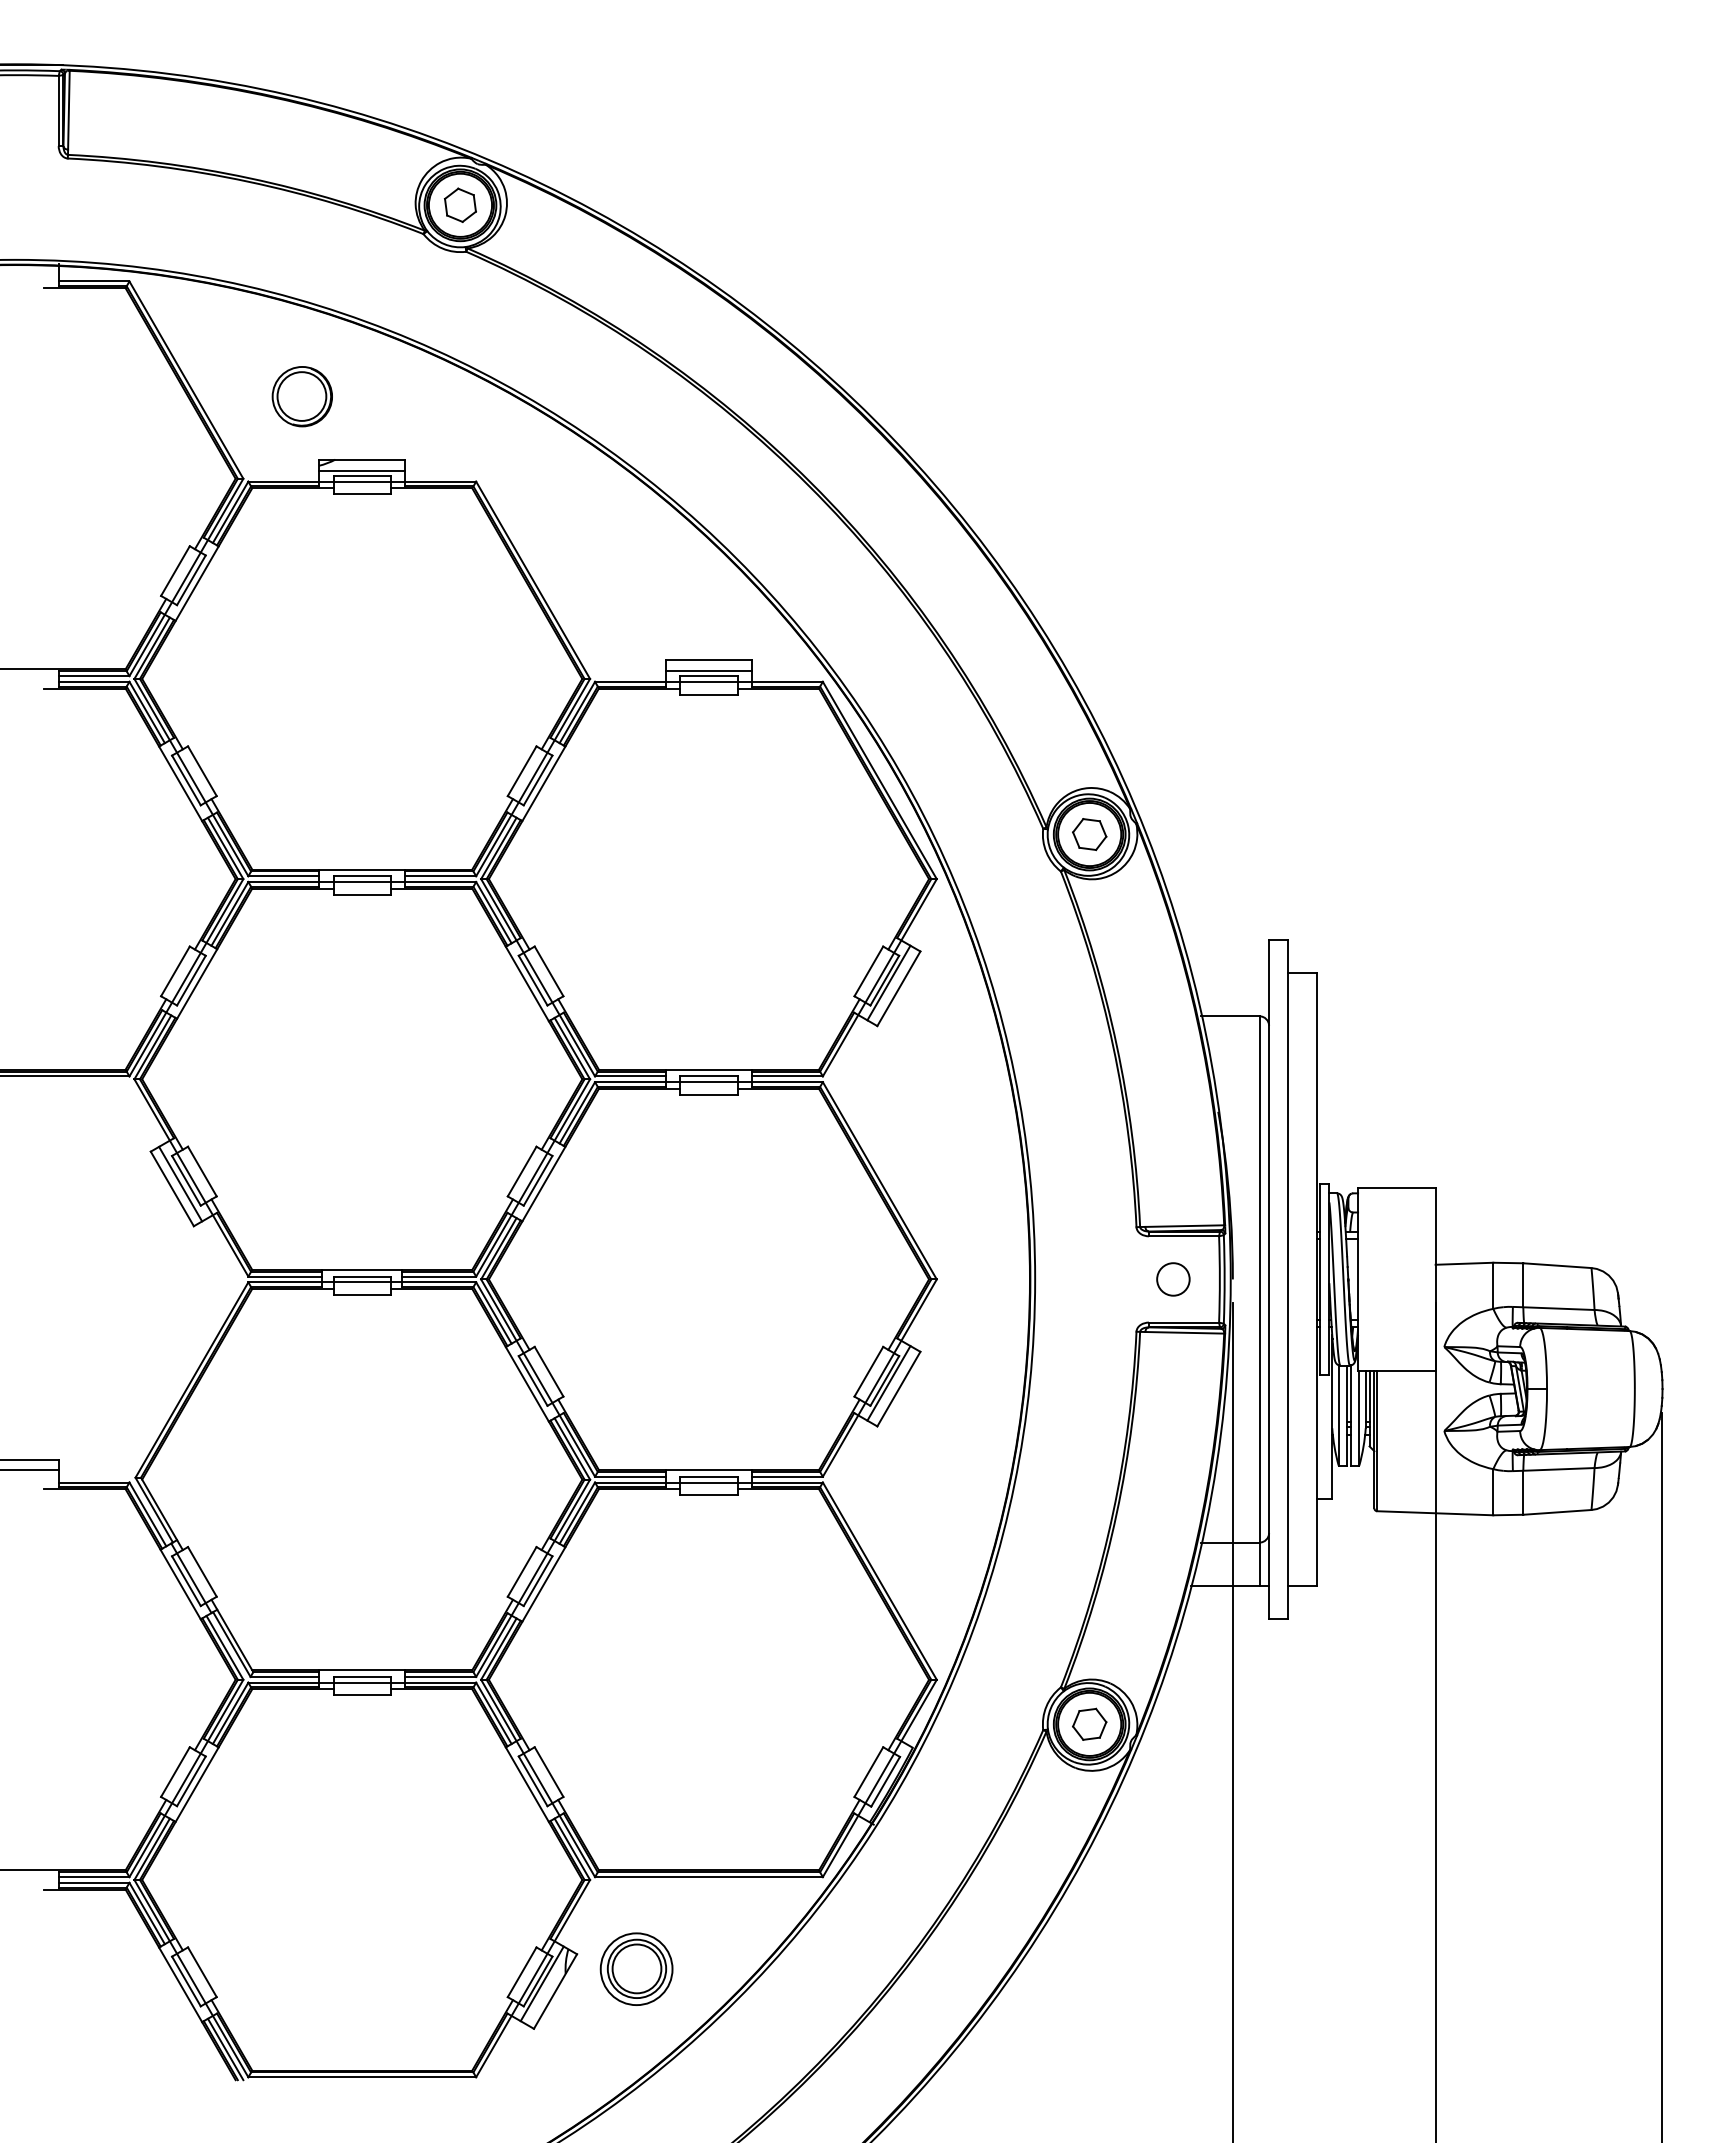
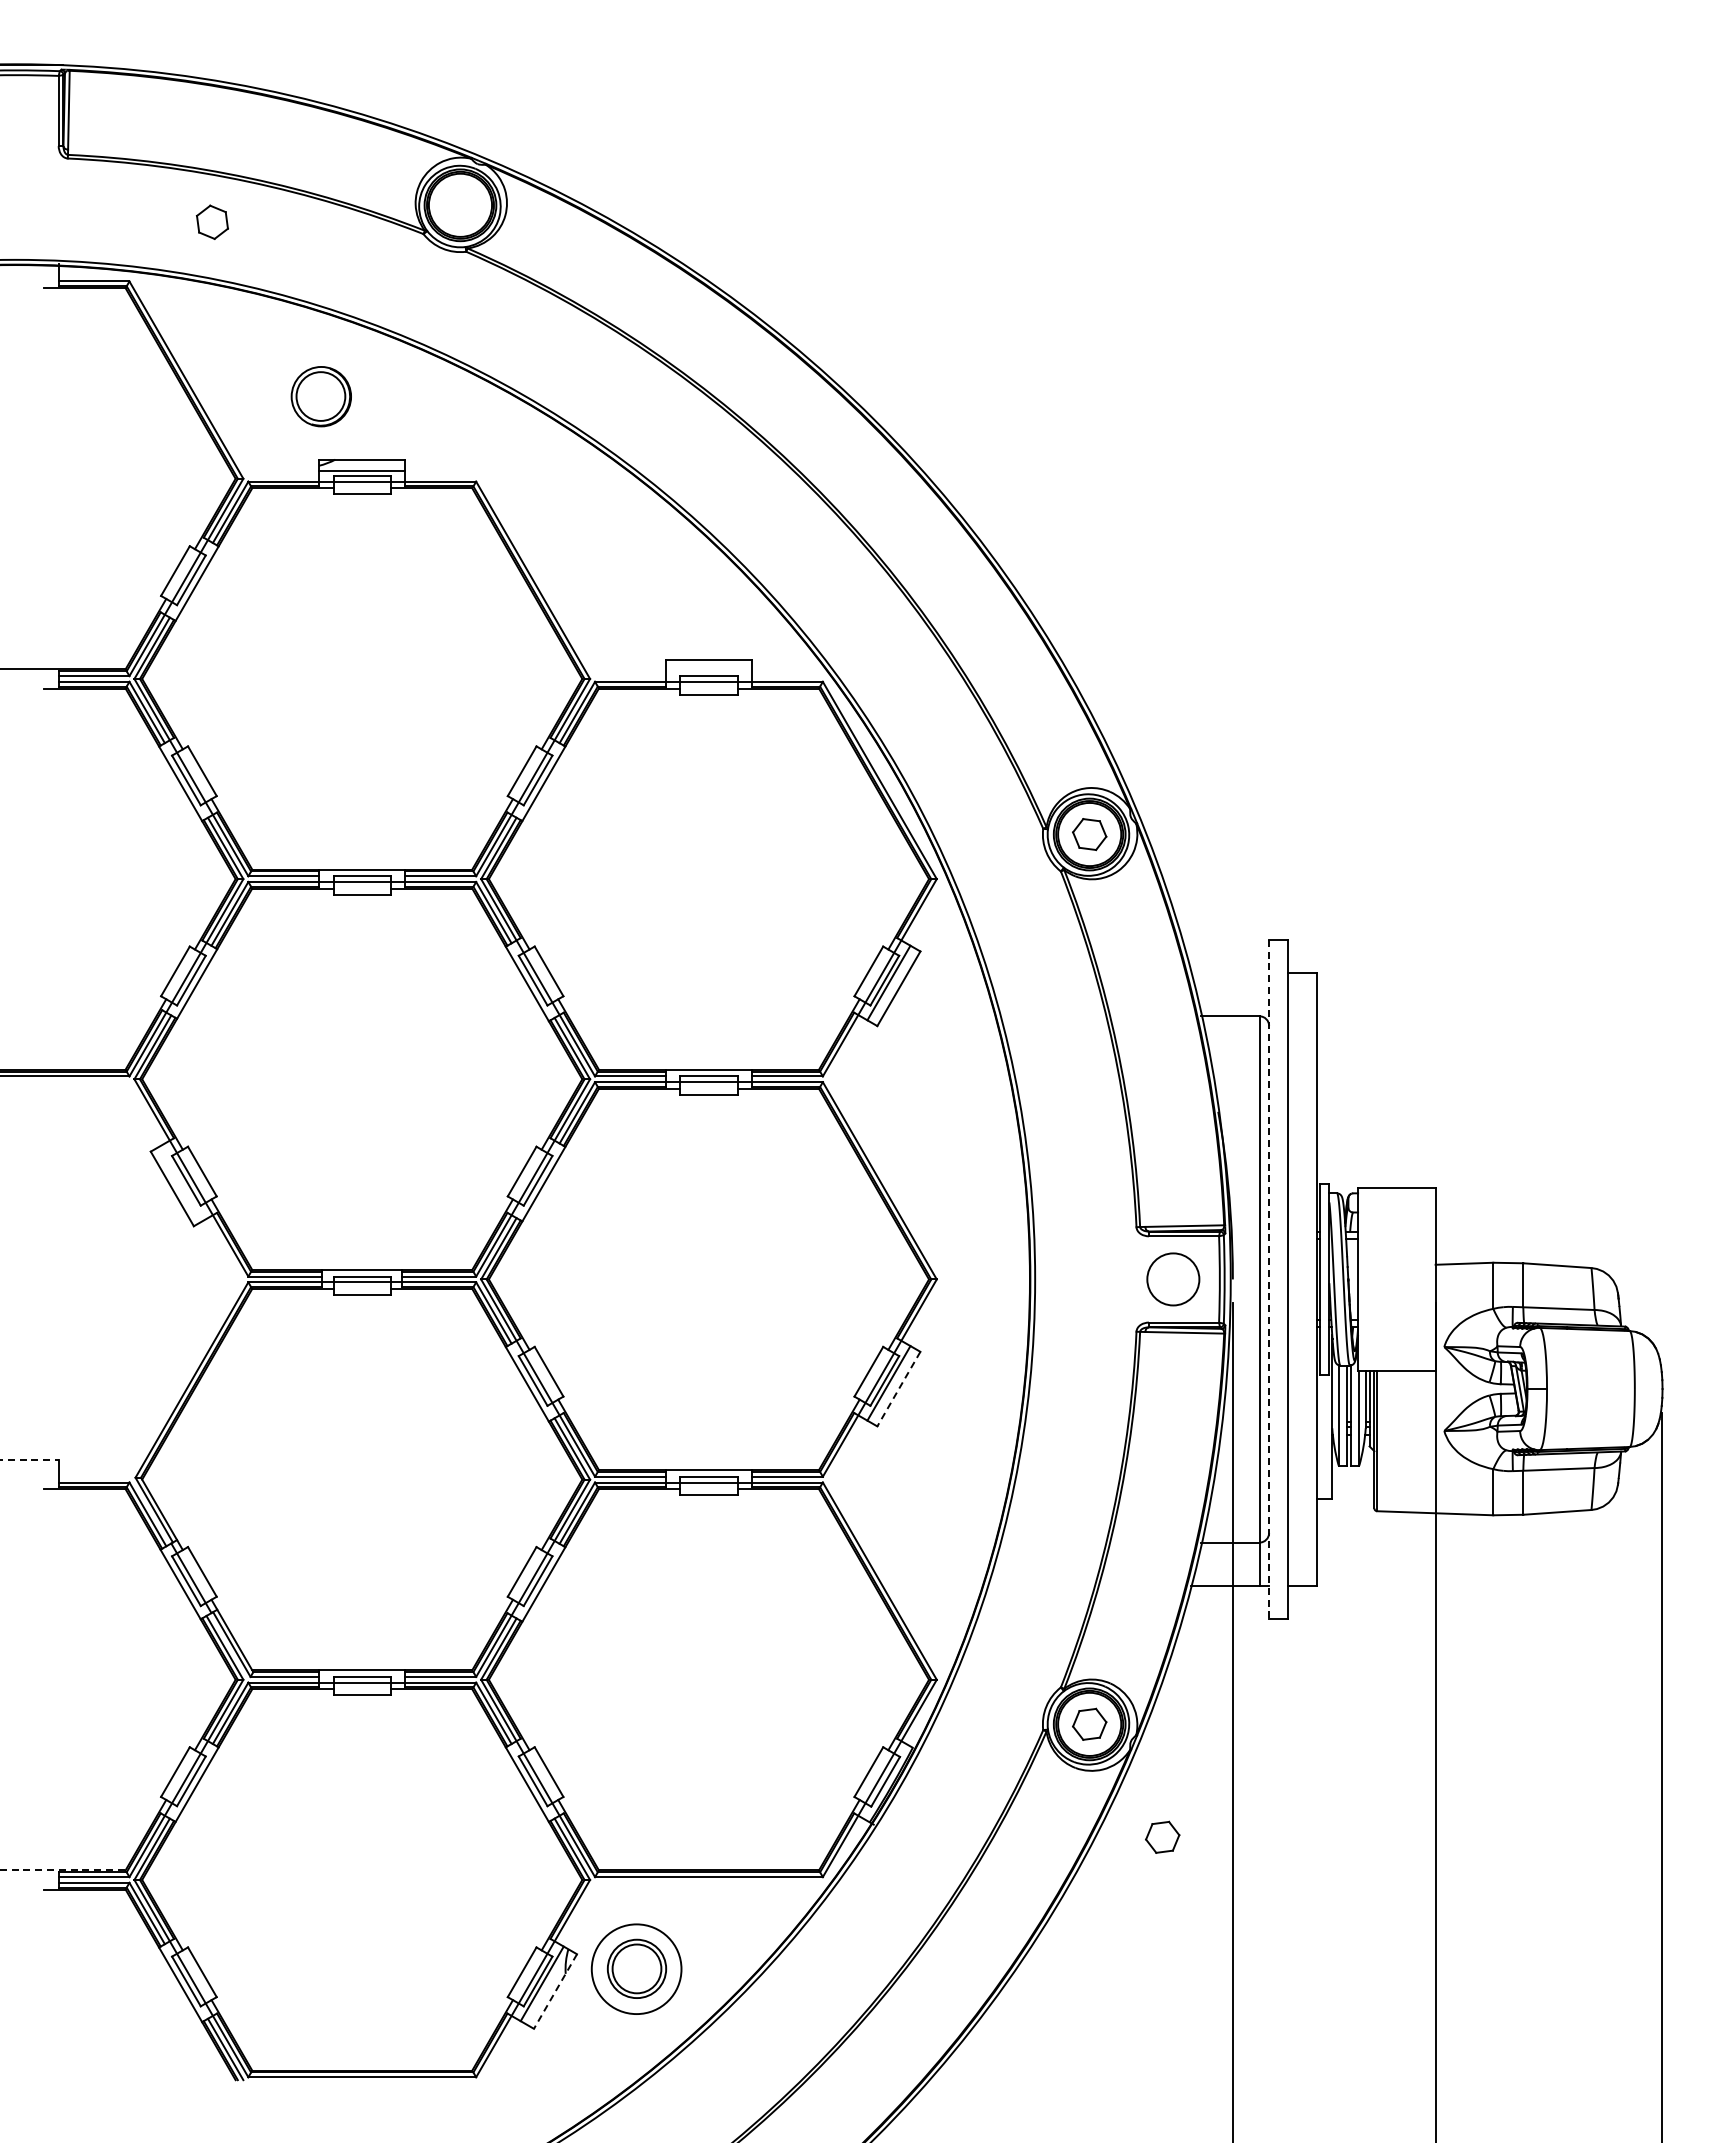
part position: (460, 204) -> (212, 221) (212, 221)
part position: (301, 396) -> (320, 396) (320, 396)
line: present -> none (708, 671)
line: present -> none (180, 1183)
circle size: 35x35 px -> 55x55 px (1173, 1279)
line: solid -> dashed (1269, 1279)
line: solid -> dashed (898, 1389)
line: solid -> dashed (29, 1460)
line: present -> none (30, 1470)
part: none -> present (1162, 1836)
line: solid -> dashed (62, 1870)
circle diameter: 72 px -> 90 px (636, 1969)
line: solid -> dashed (555, 1991)
